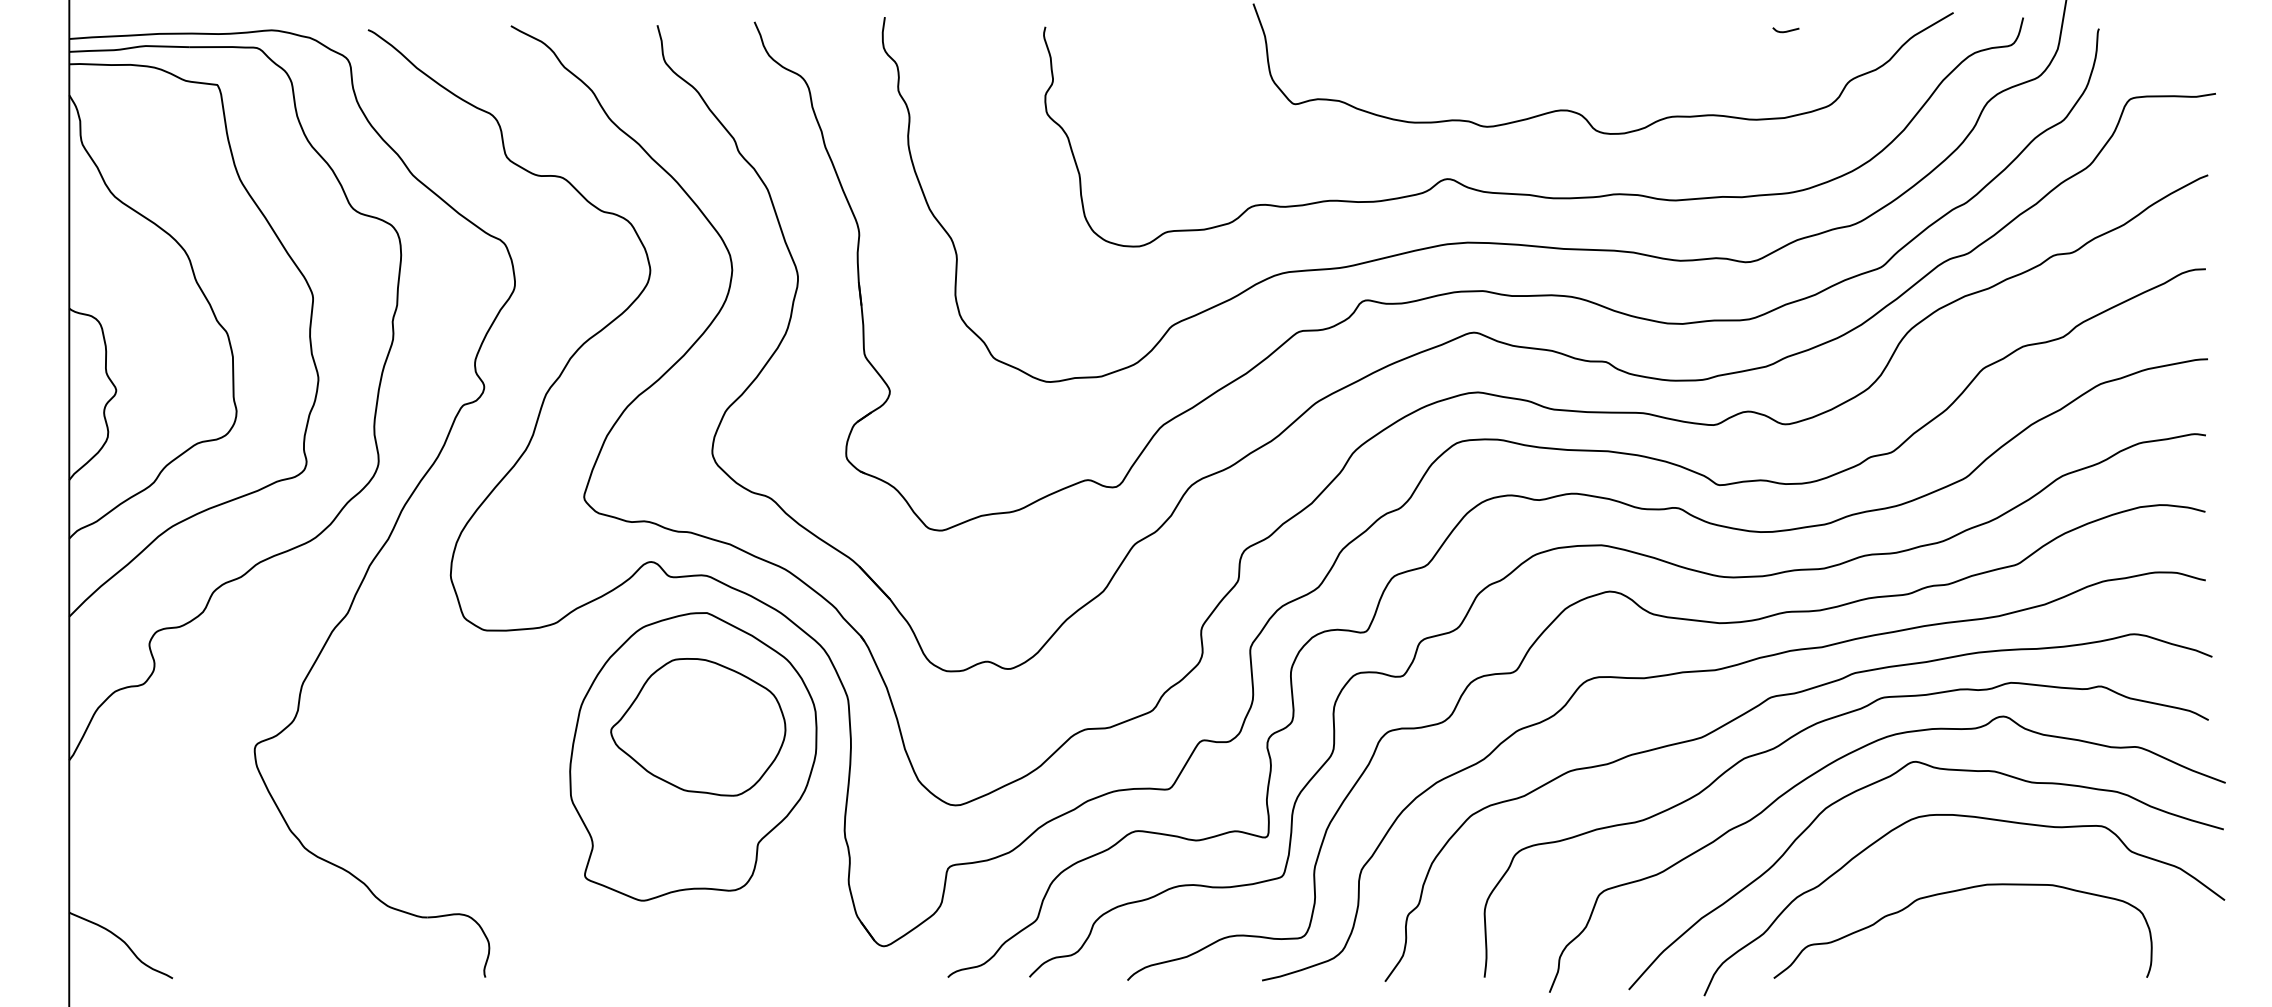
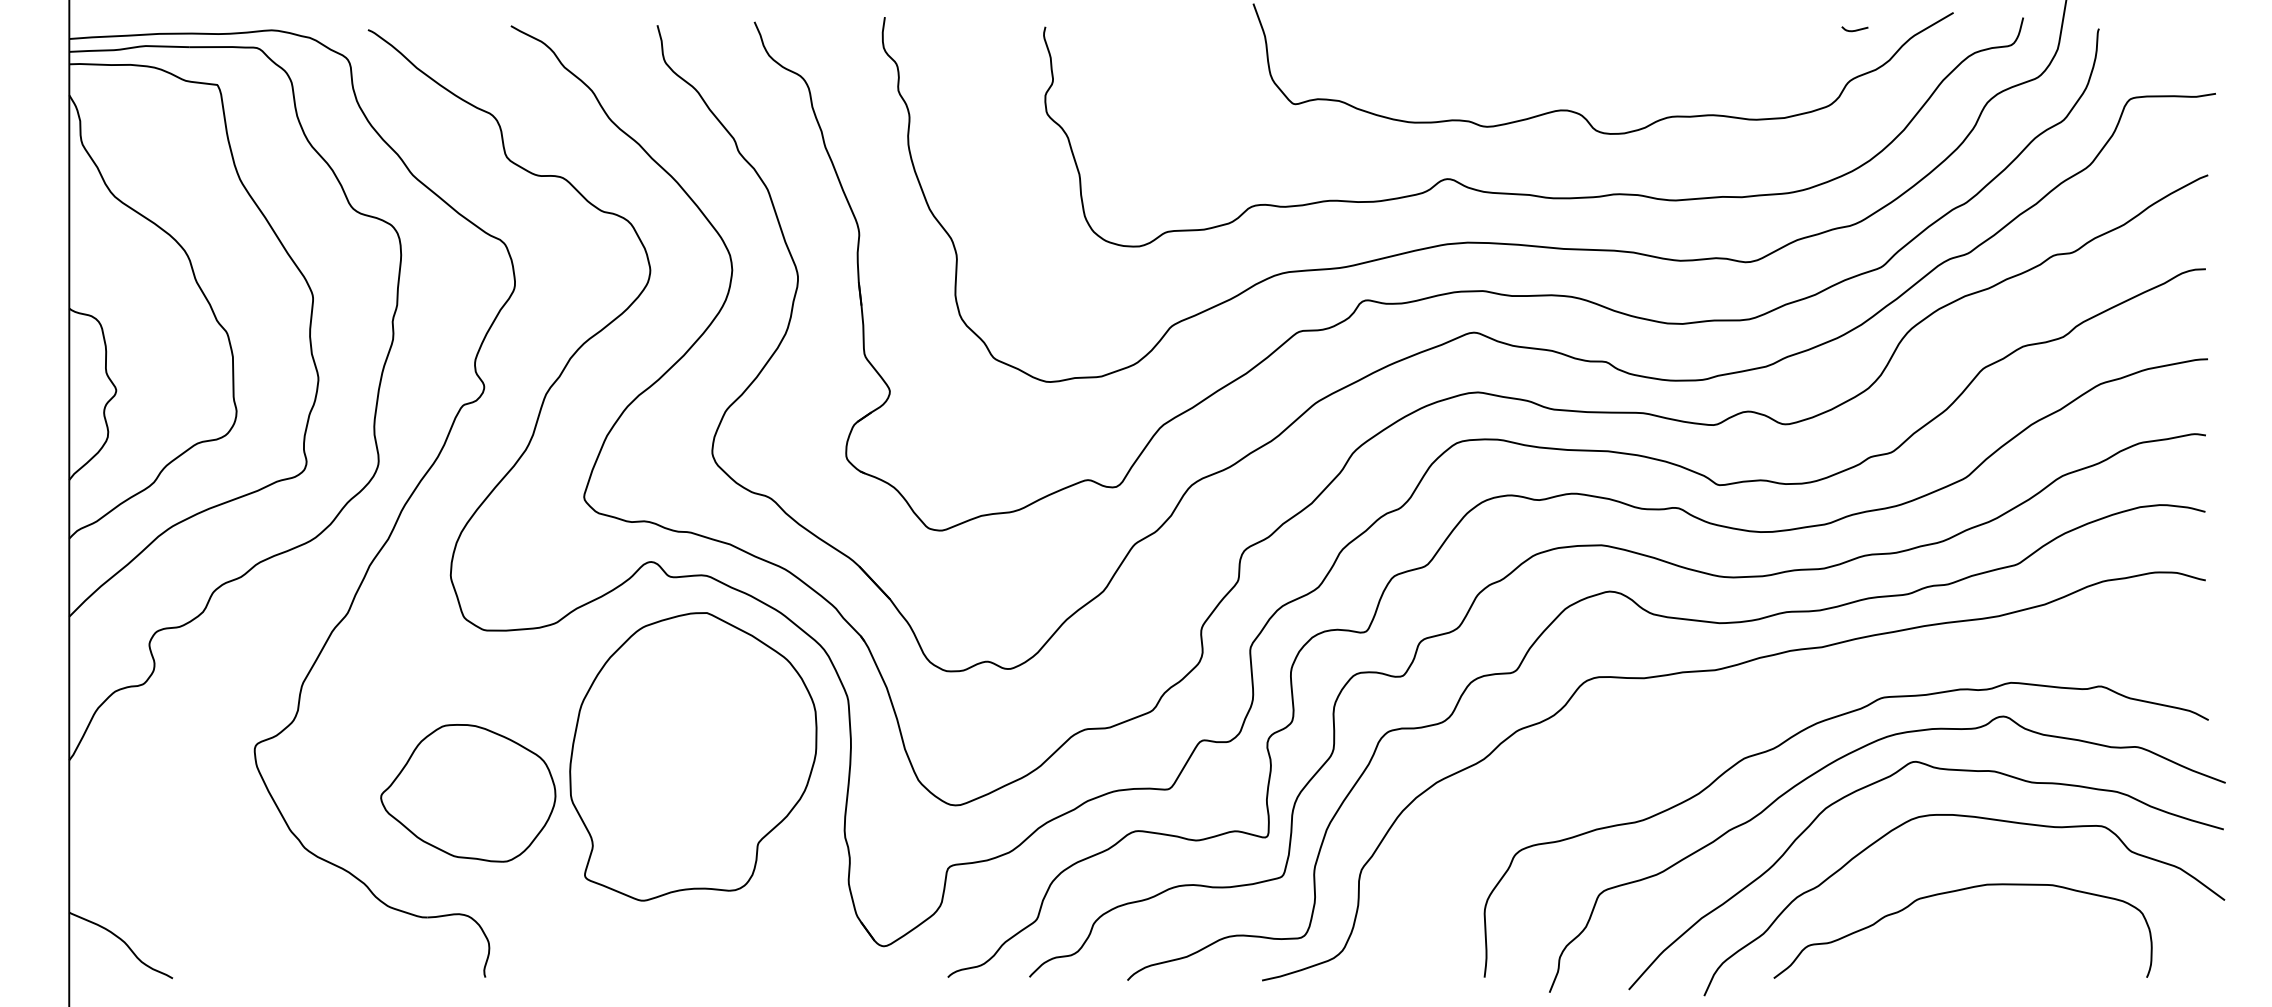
curve position: (1786, 30) -> (1855, 29) (1855, 29)
curve: present -> none (1747, 713)
part position: (698, 727) -> (468, 793) (468, 793)
